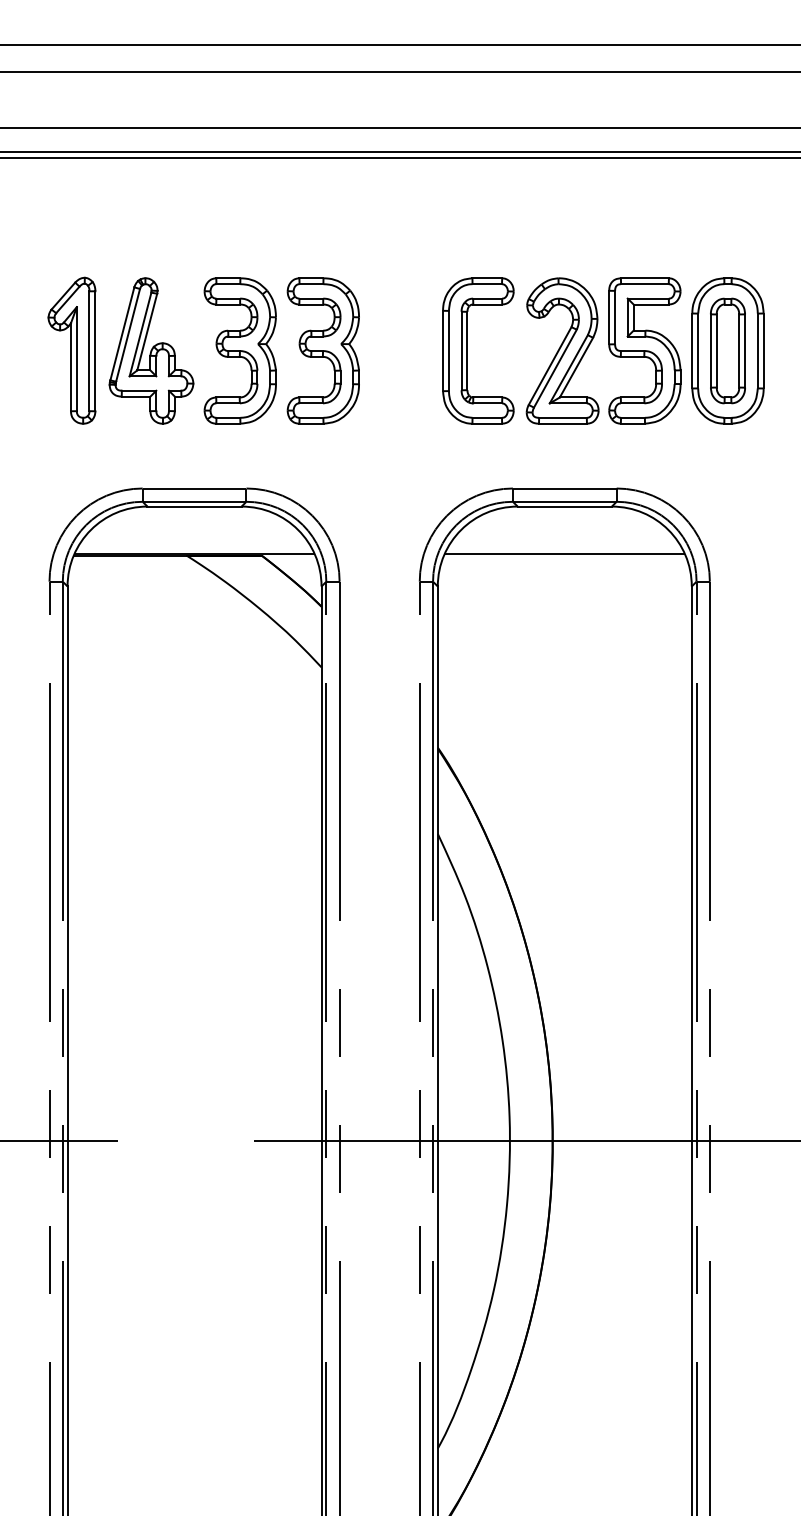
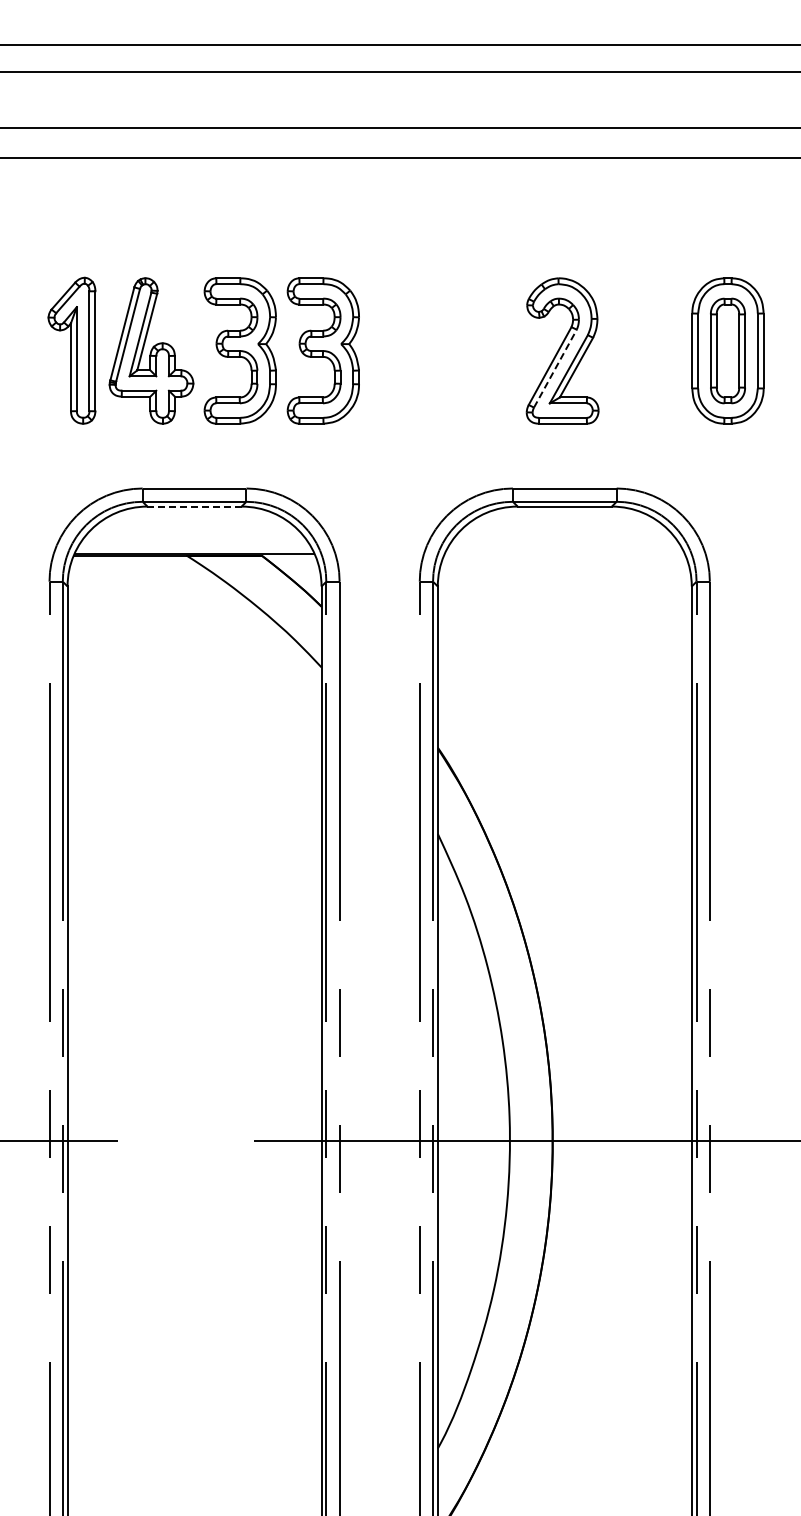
line: present -> none (399, 152)
part: present -> none (467, 350)
part: present -> none (644, 350)
line: solid -> dashed (555, 368)
line: solid -> dashed (194, 506)
line: present -> none (564, 554)
